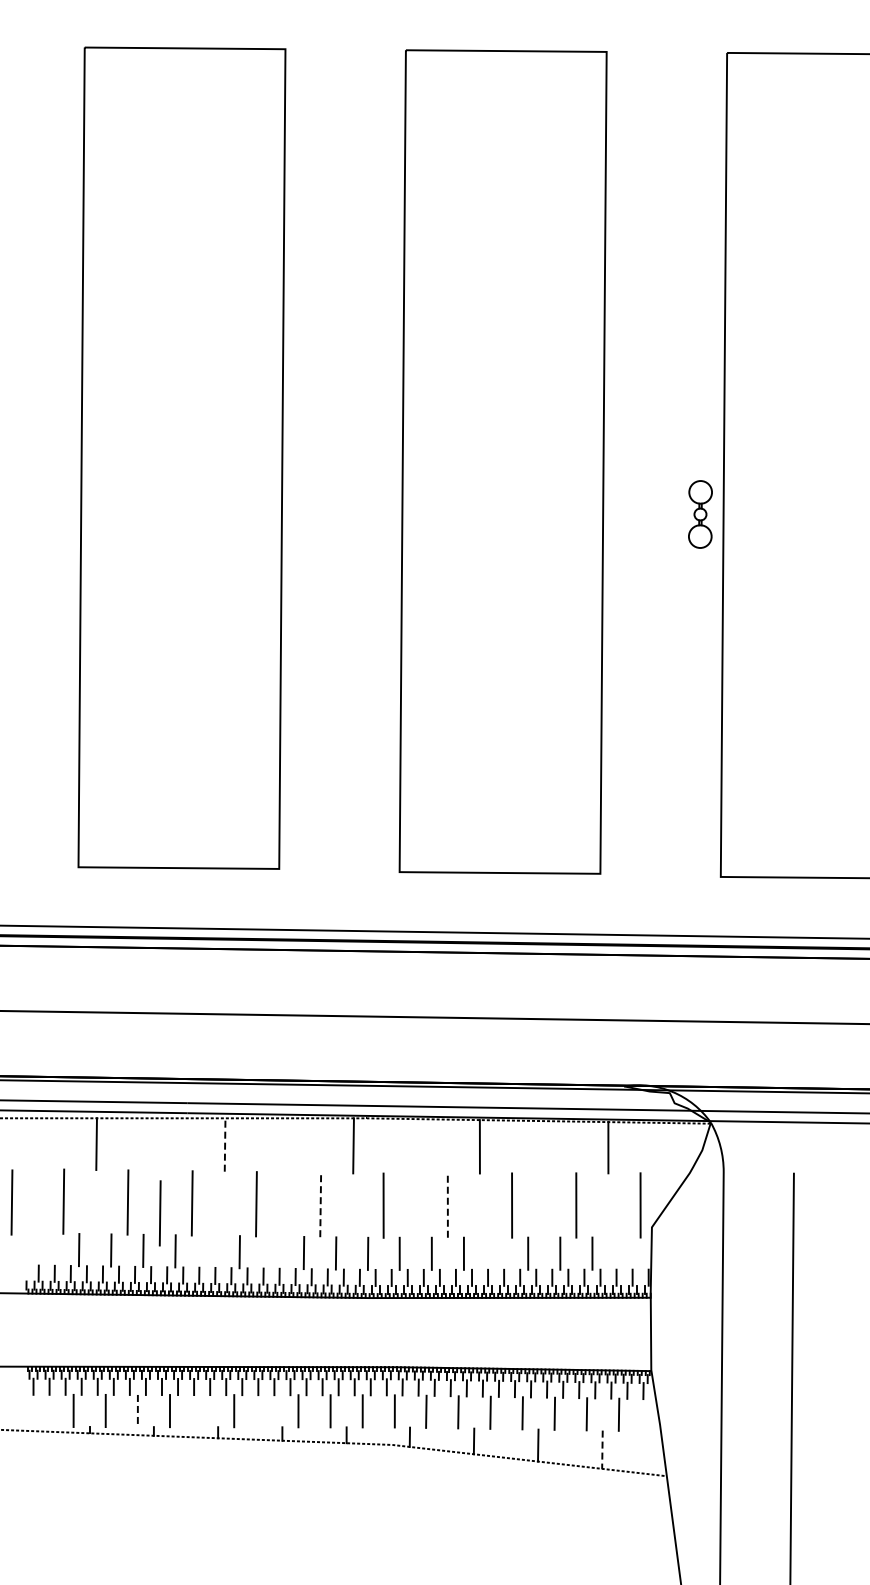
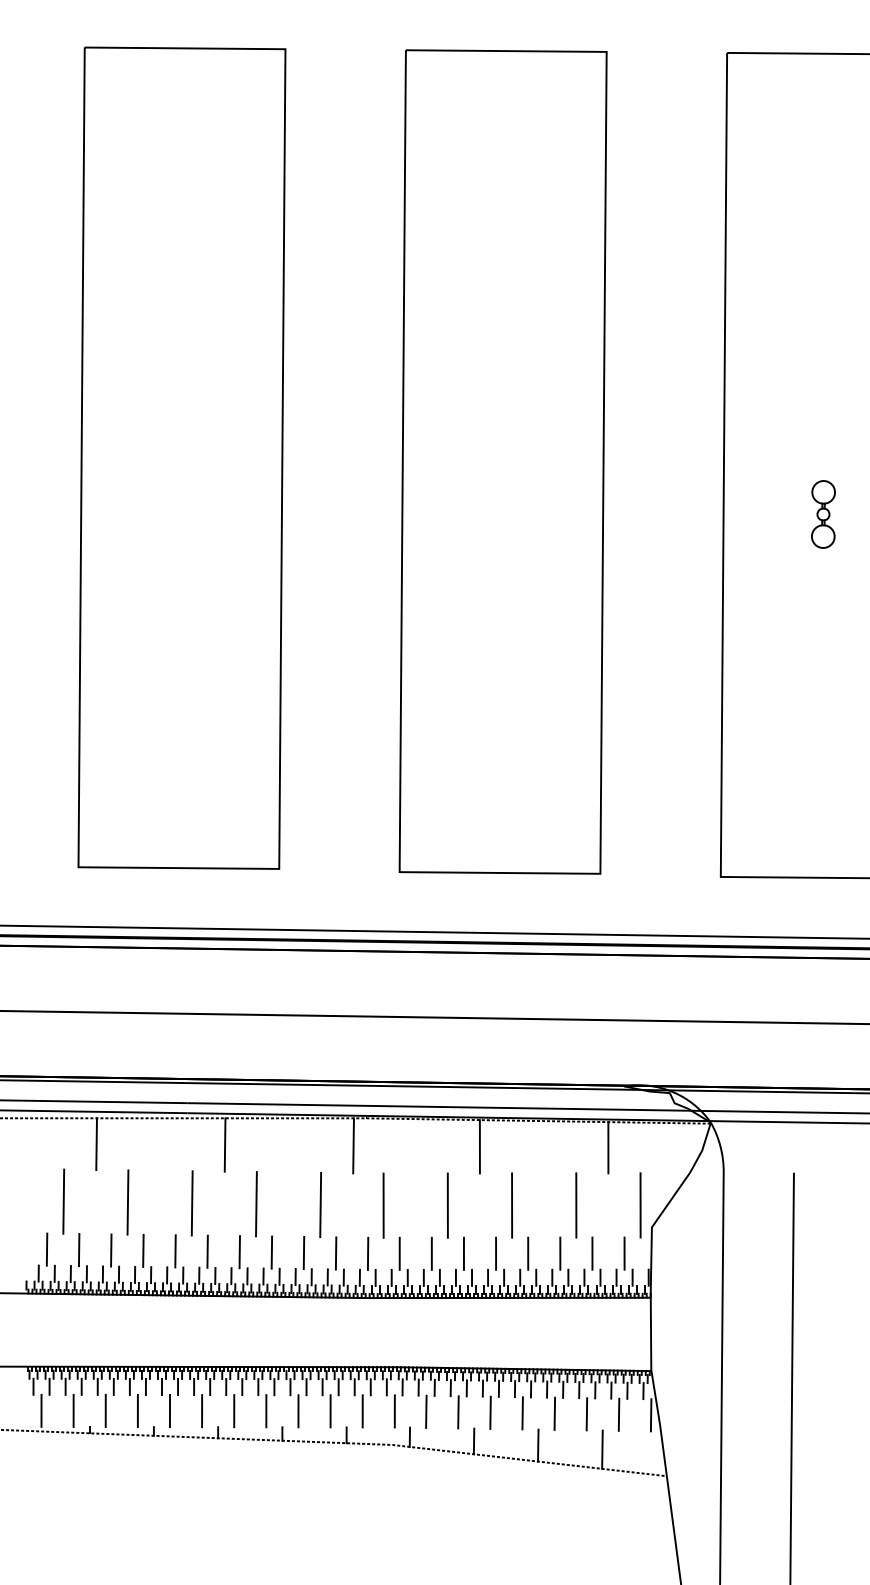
part position: (700, 514) -> (823, 514) (823, 514)
line: dashed -> solid (225, 1145)
line: present -> none (11, 1202)
line: dashed -> solid (320, 1204)
line: dashed -> solid (447, 1205)
line: present -> none (159, 1213)
line: none -> present (46, 1249)
line: none -> present (207, 1251)
line: none -> present (271, 1252)
line: none -> present (496, 1253)
line: none -> present (624, 1253)
line: none -> present (41, 1410)
line: dashed -> solid (137, 1411)
line: none -> present (202, 1411)
line: none -> present (266, 1411)
line: none -> present (650, 1415)
line: dashed -> solid (602, 1450)
